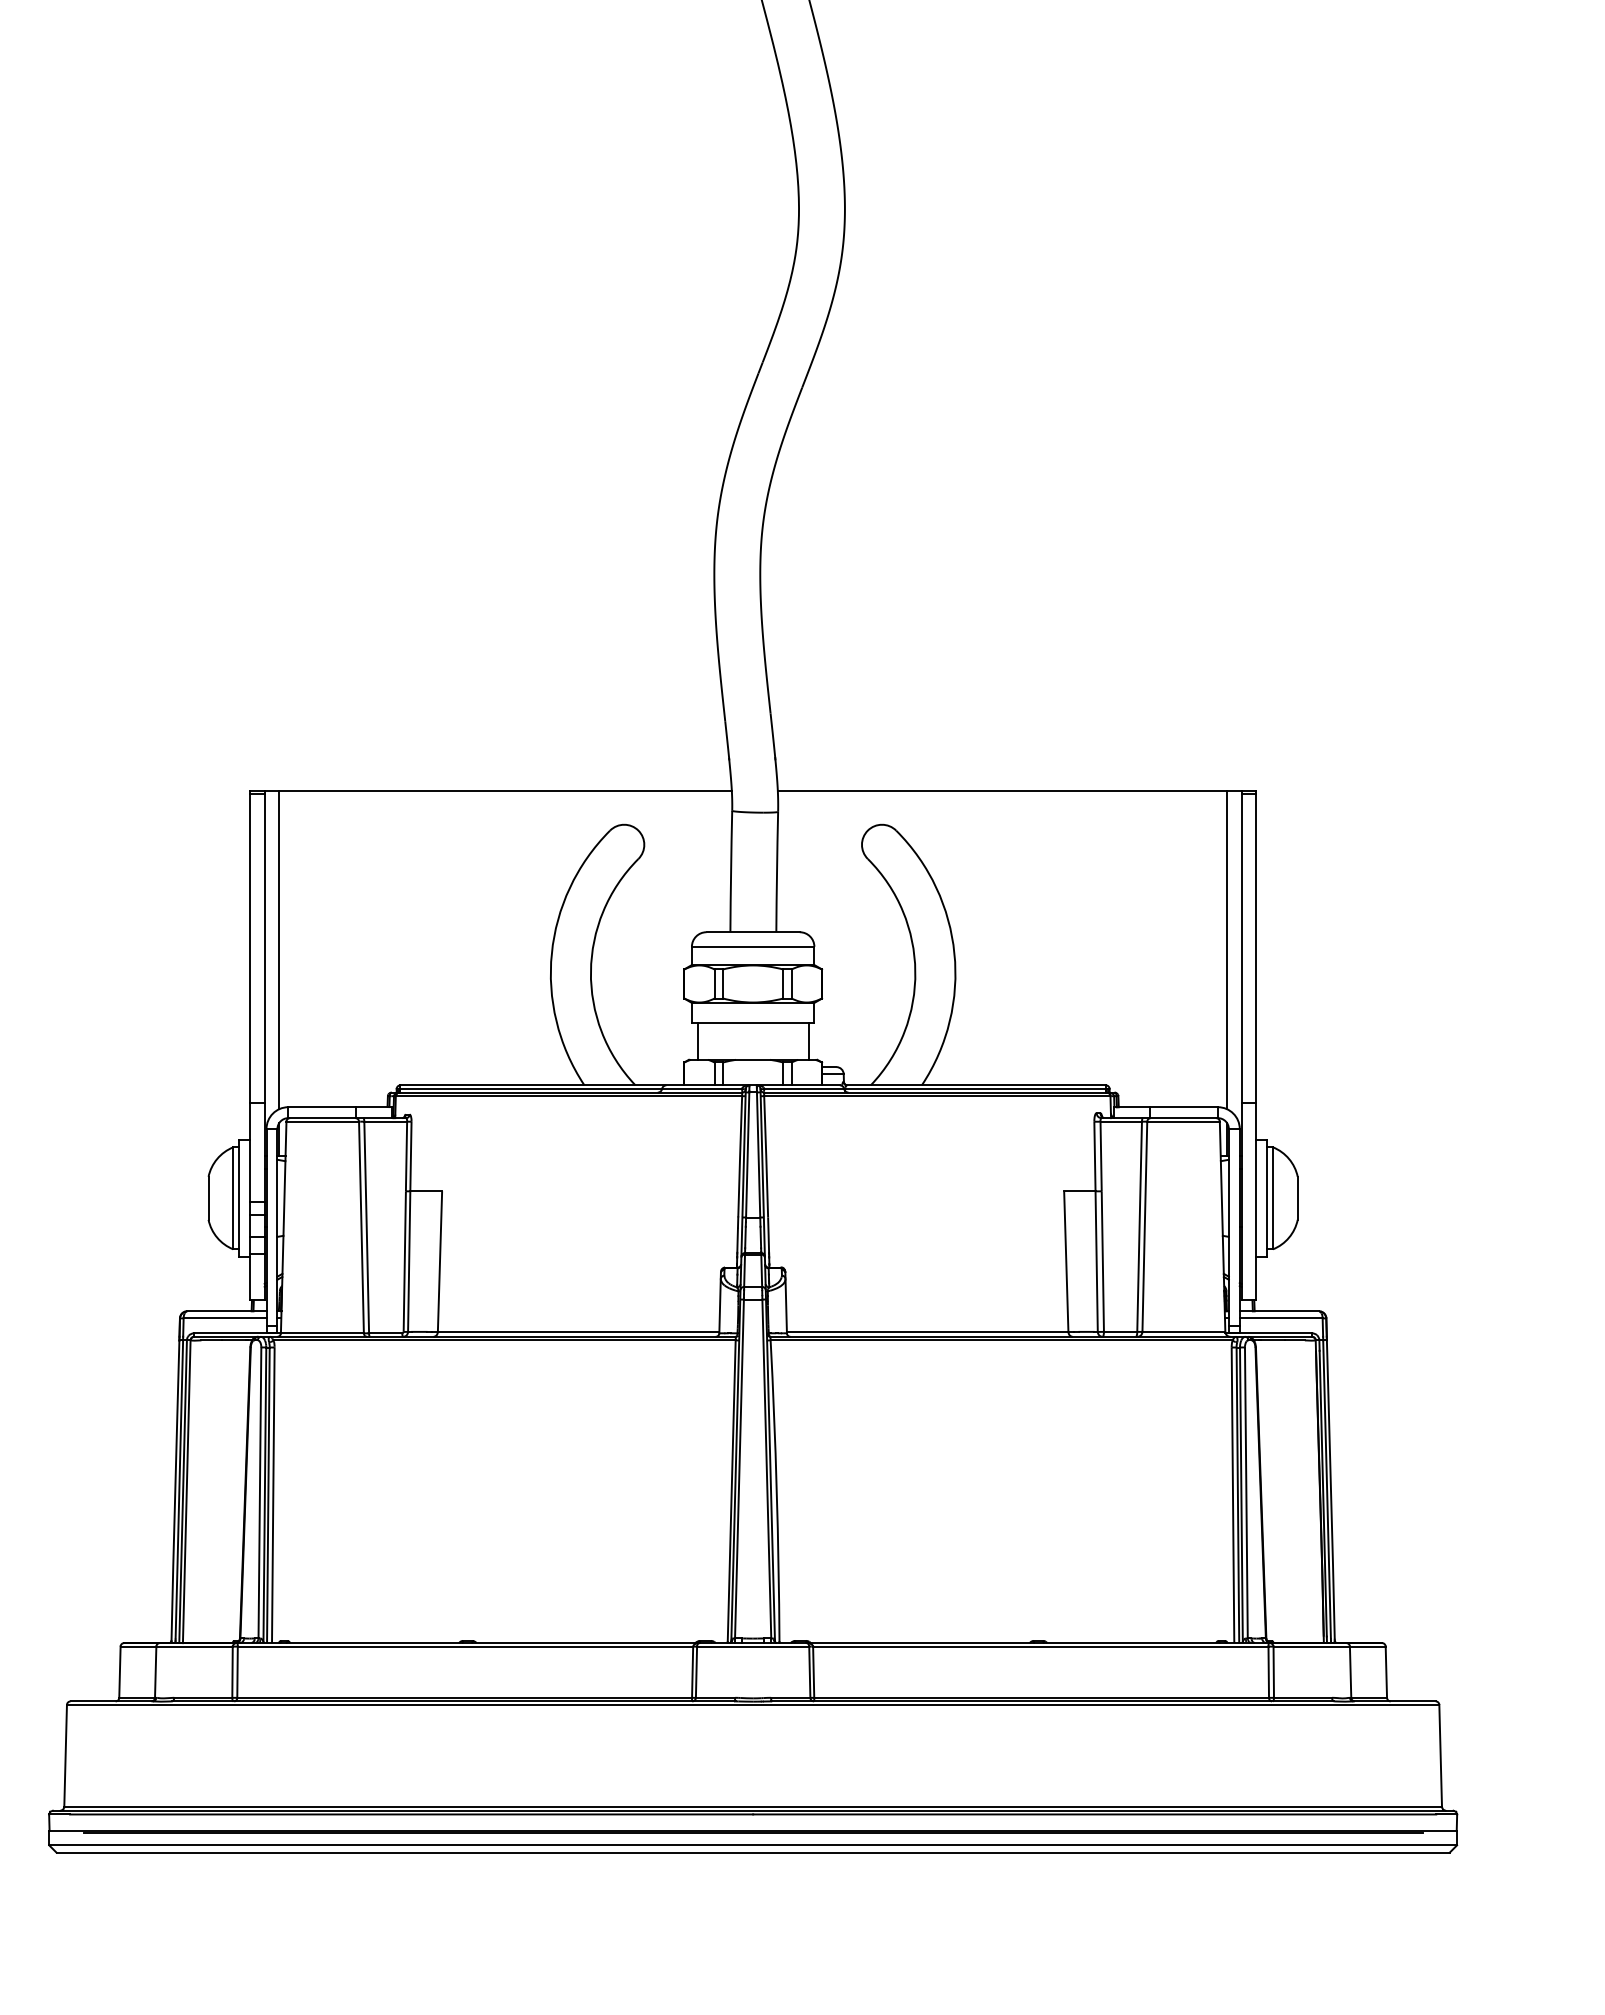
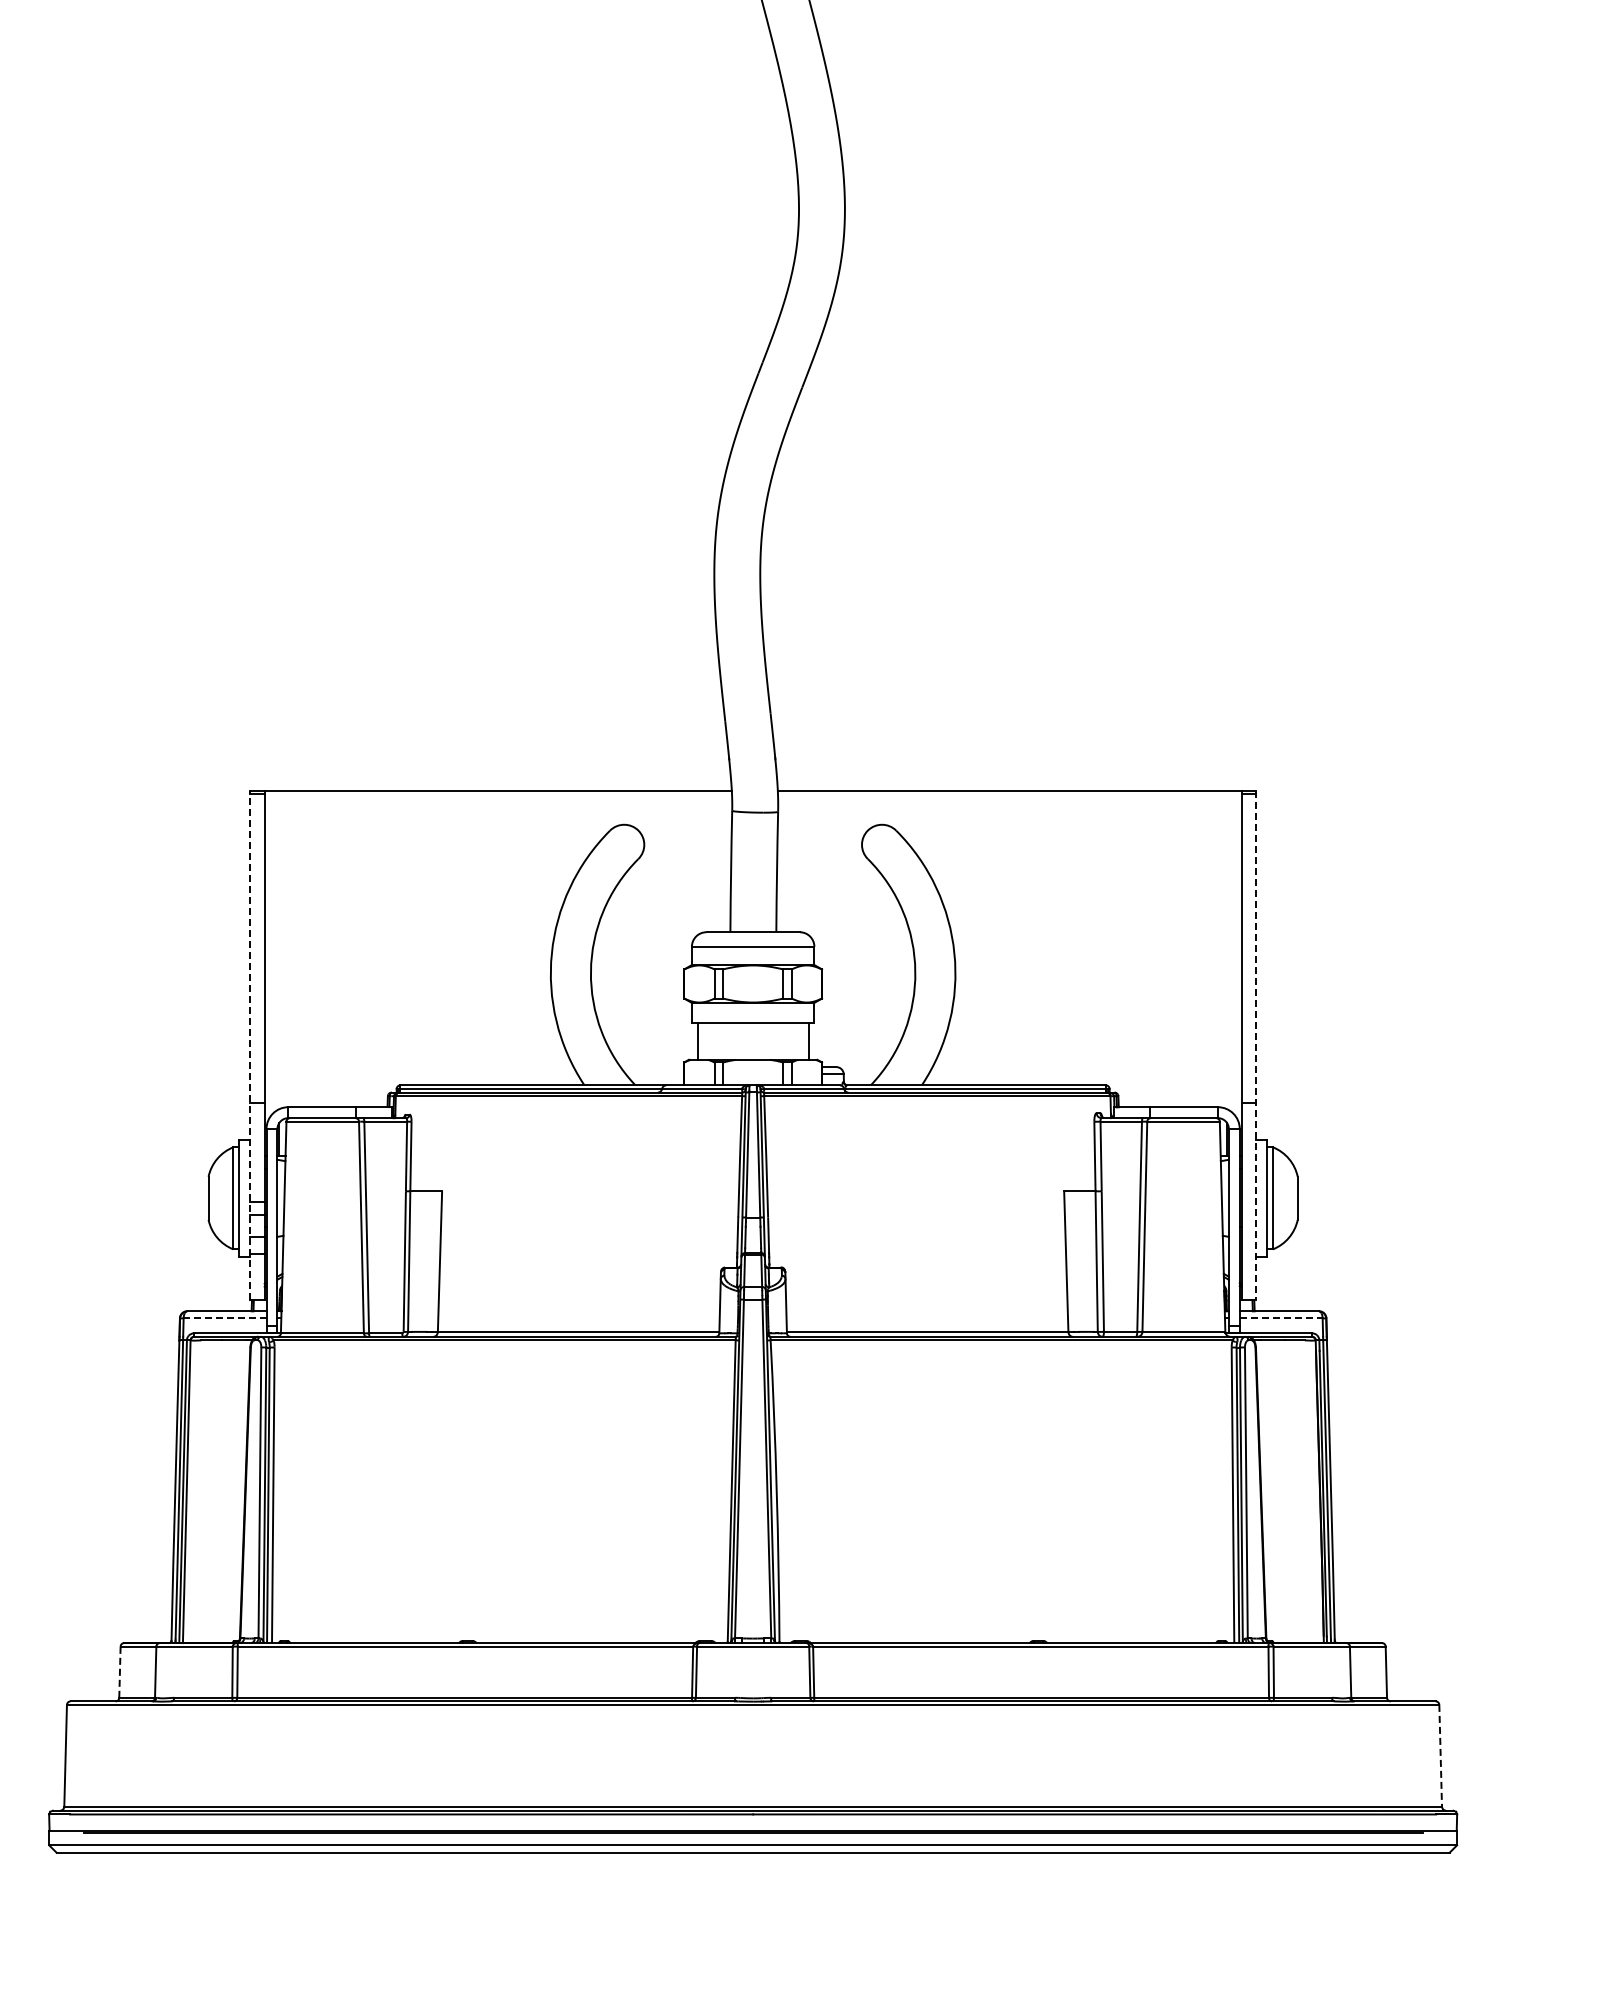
line: present -> none (279, 950)
line: present -> none (1227, 950)
line: solid -> dashed (250, 1045)
line: solid -> dashed (1256, 1046)
line: solid -> dashed (224, 1318)
line: solid -> dashed (1281, 1318)
line: solid -> dashed (119, 1672)
line: solid -> dashed (1440, 1756)
